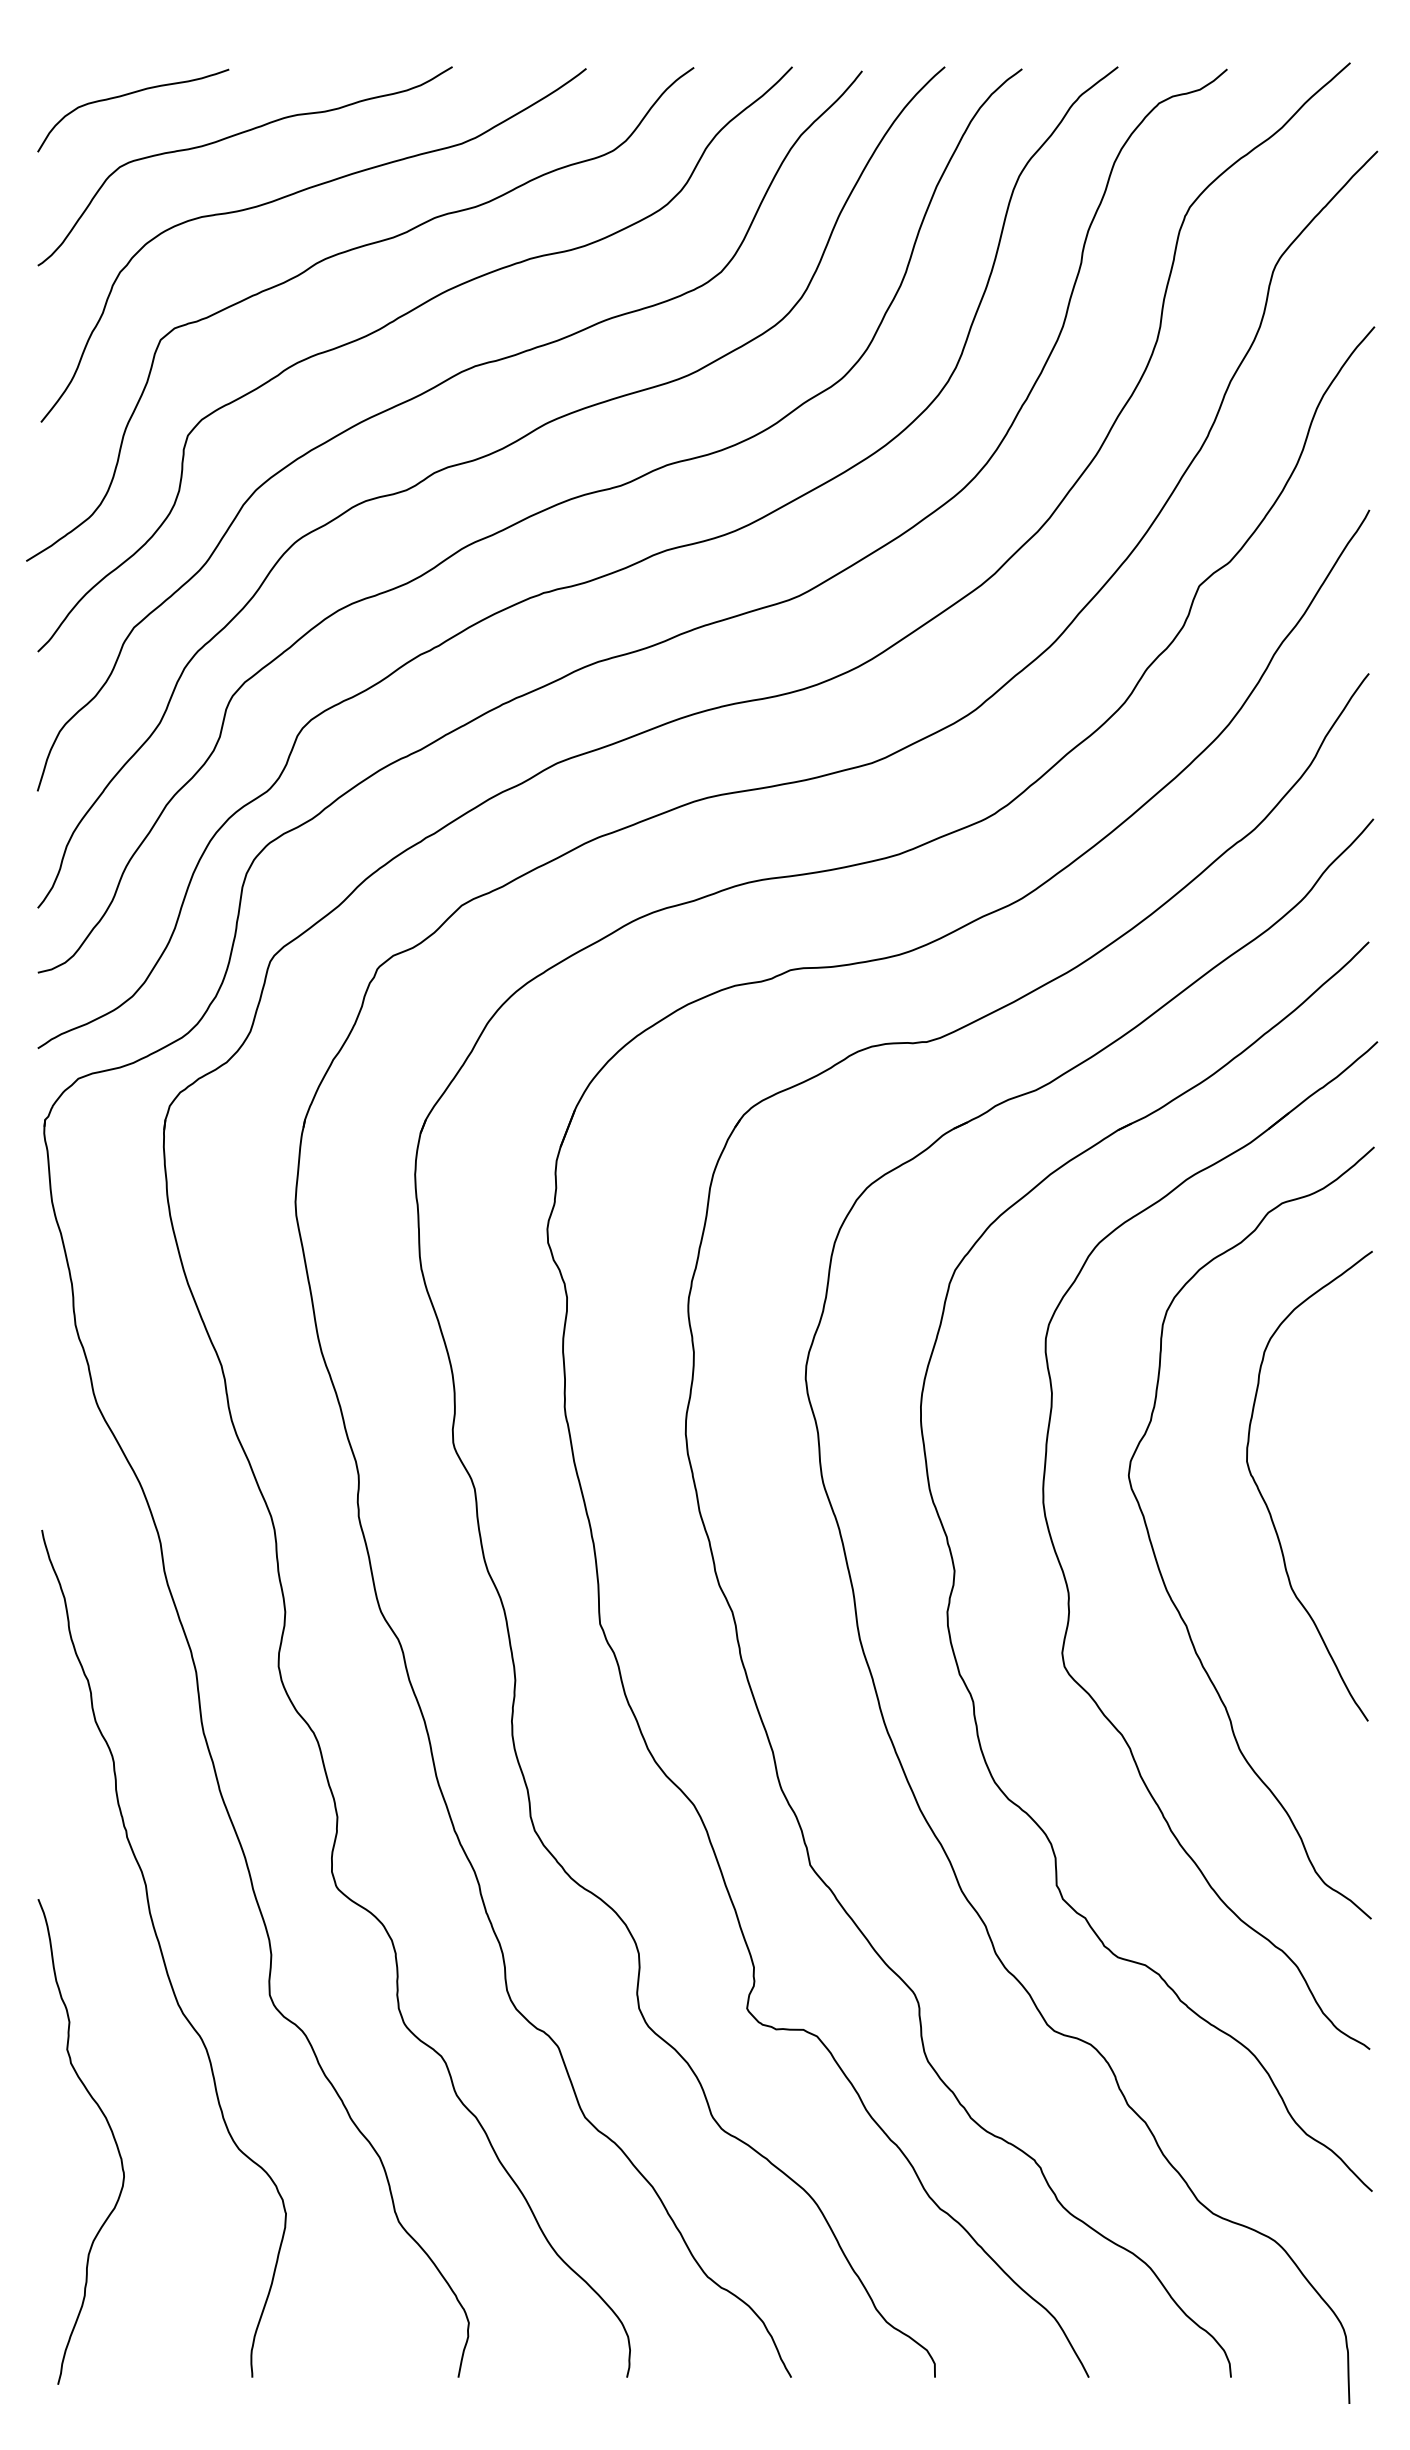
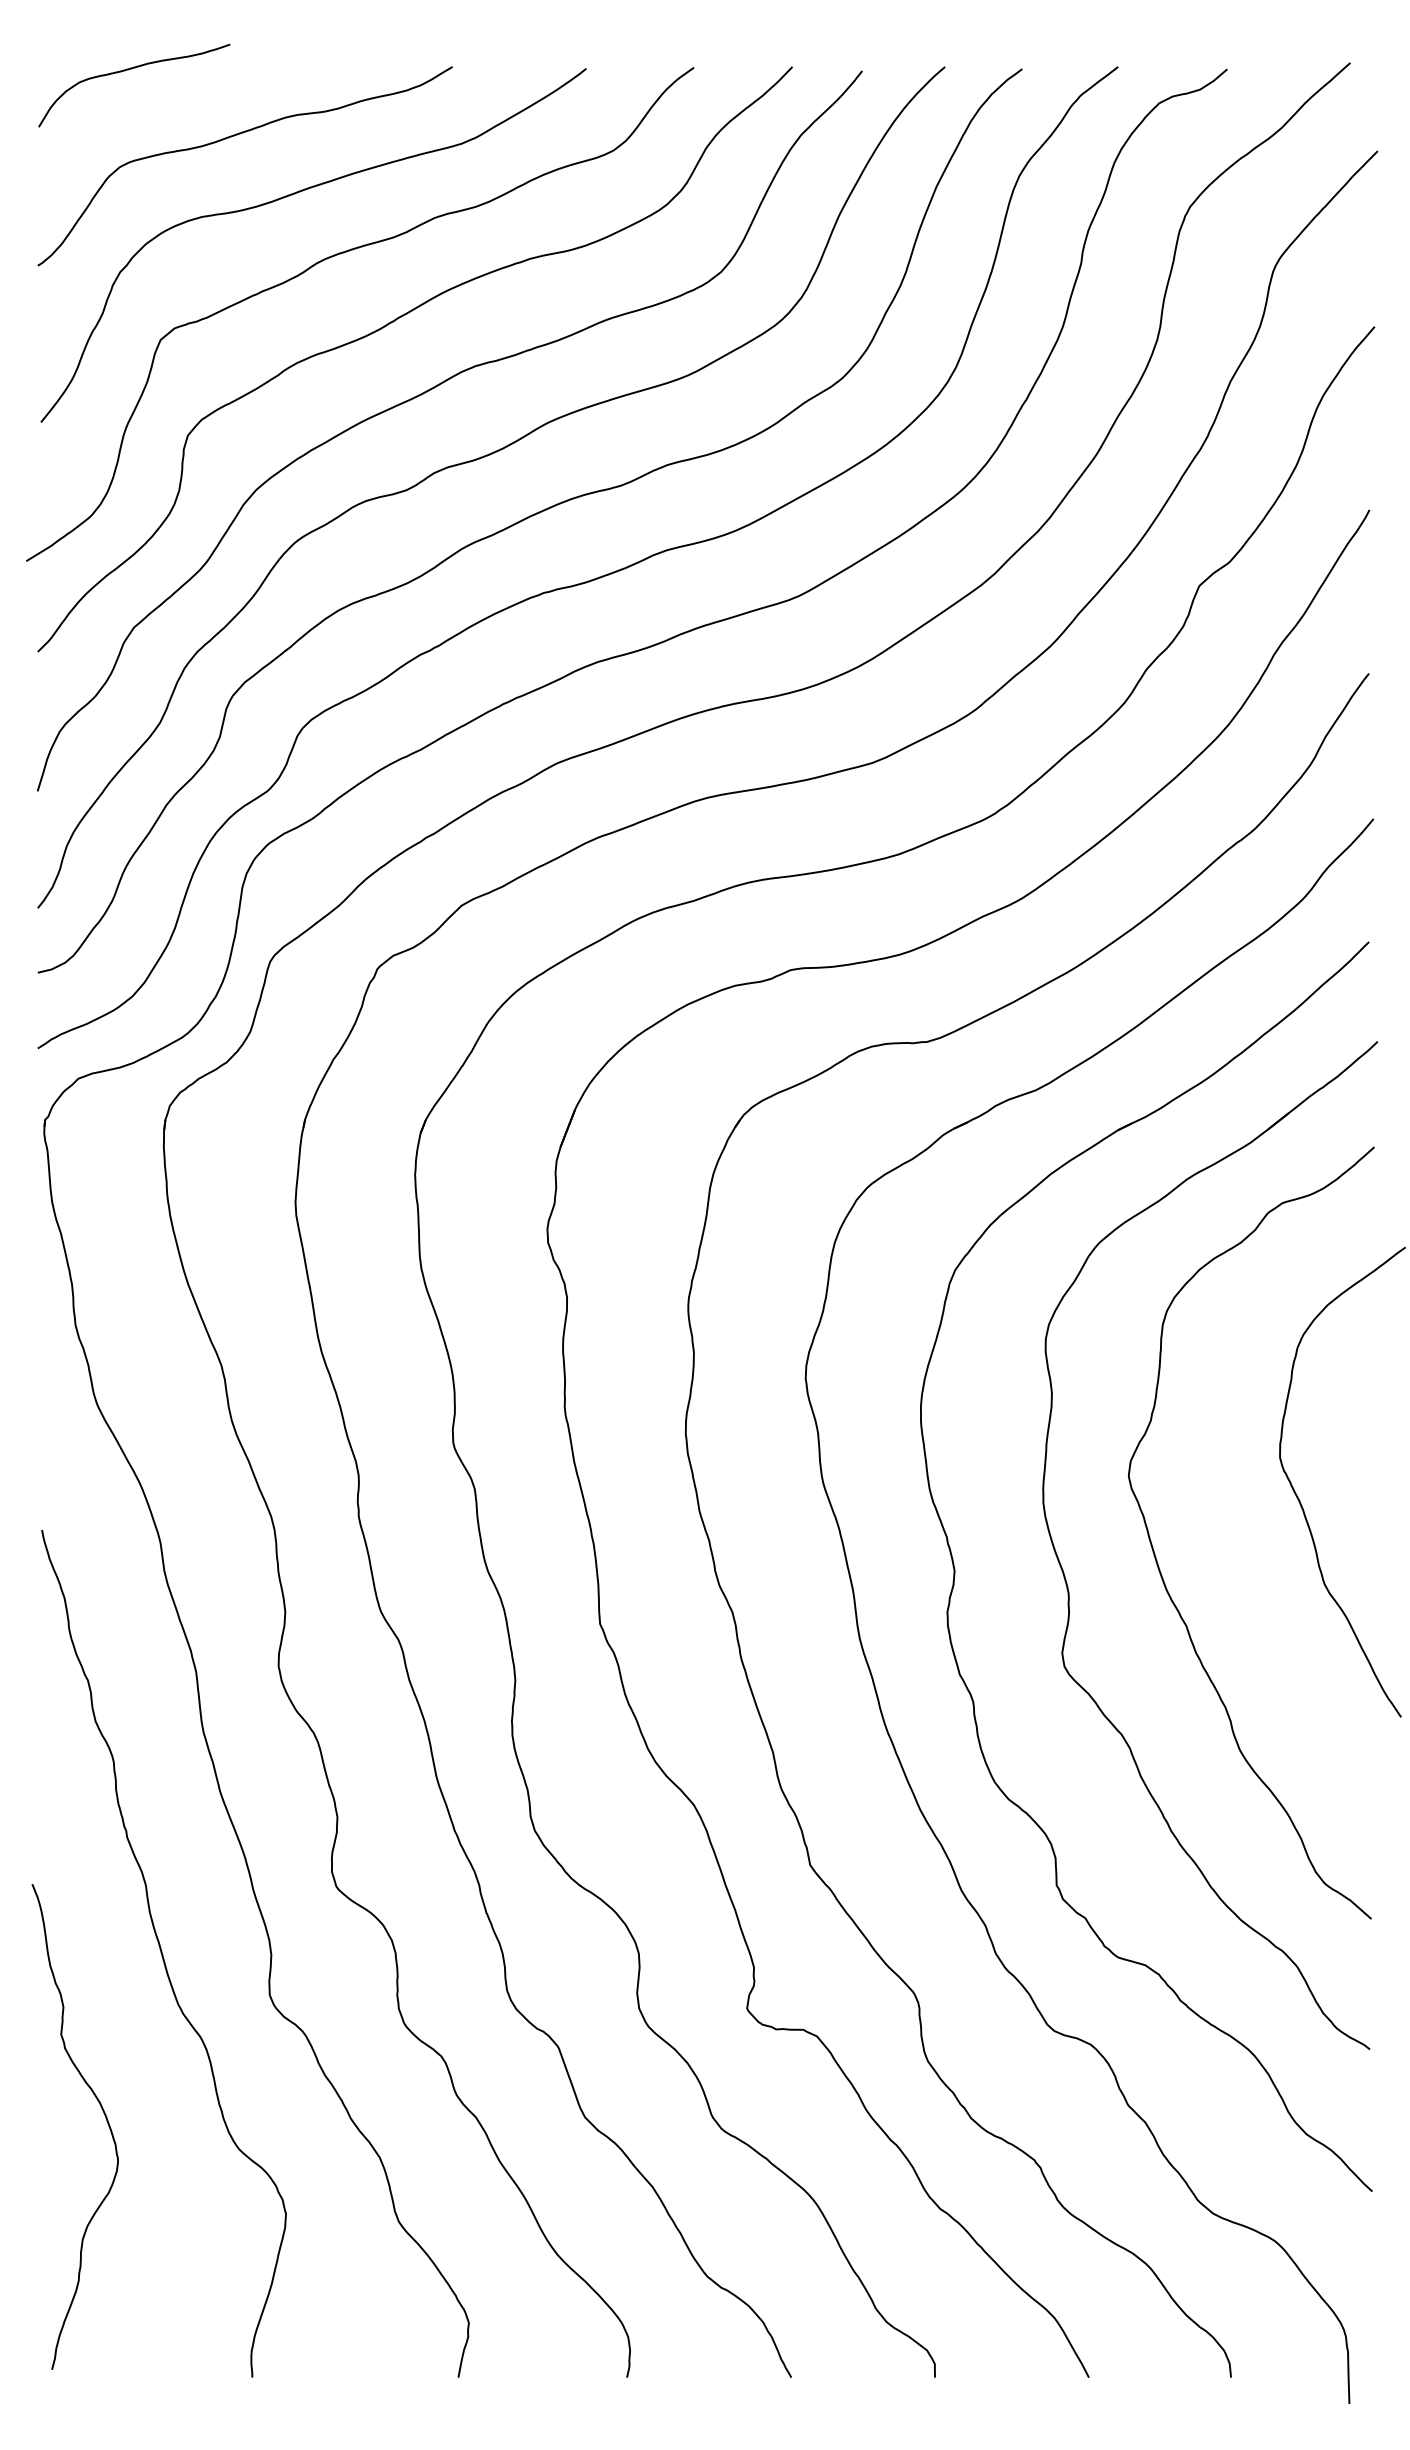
curve position: (127, 95) -> (128, 70) (128, 70)
curve position: (1267, 1504) -> (1300, 1500) (1300, 1500)
curve position: (108, 2126) -> (102, 2111) (102, 2111)
